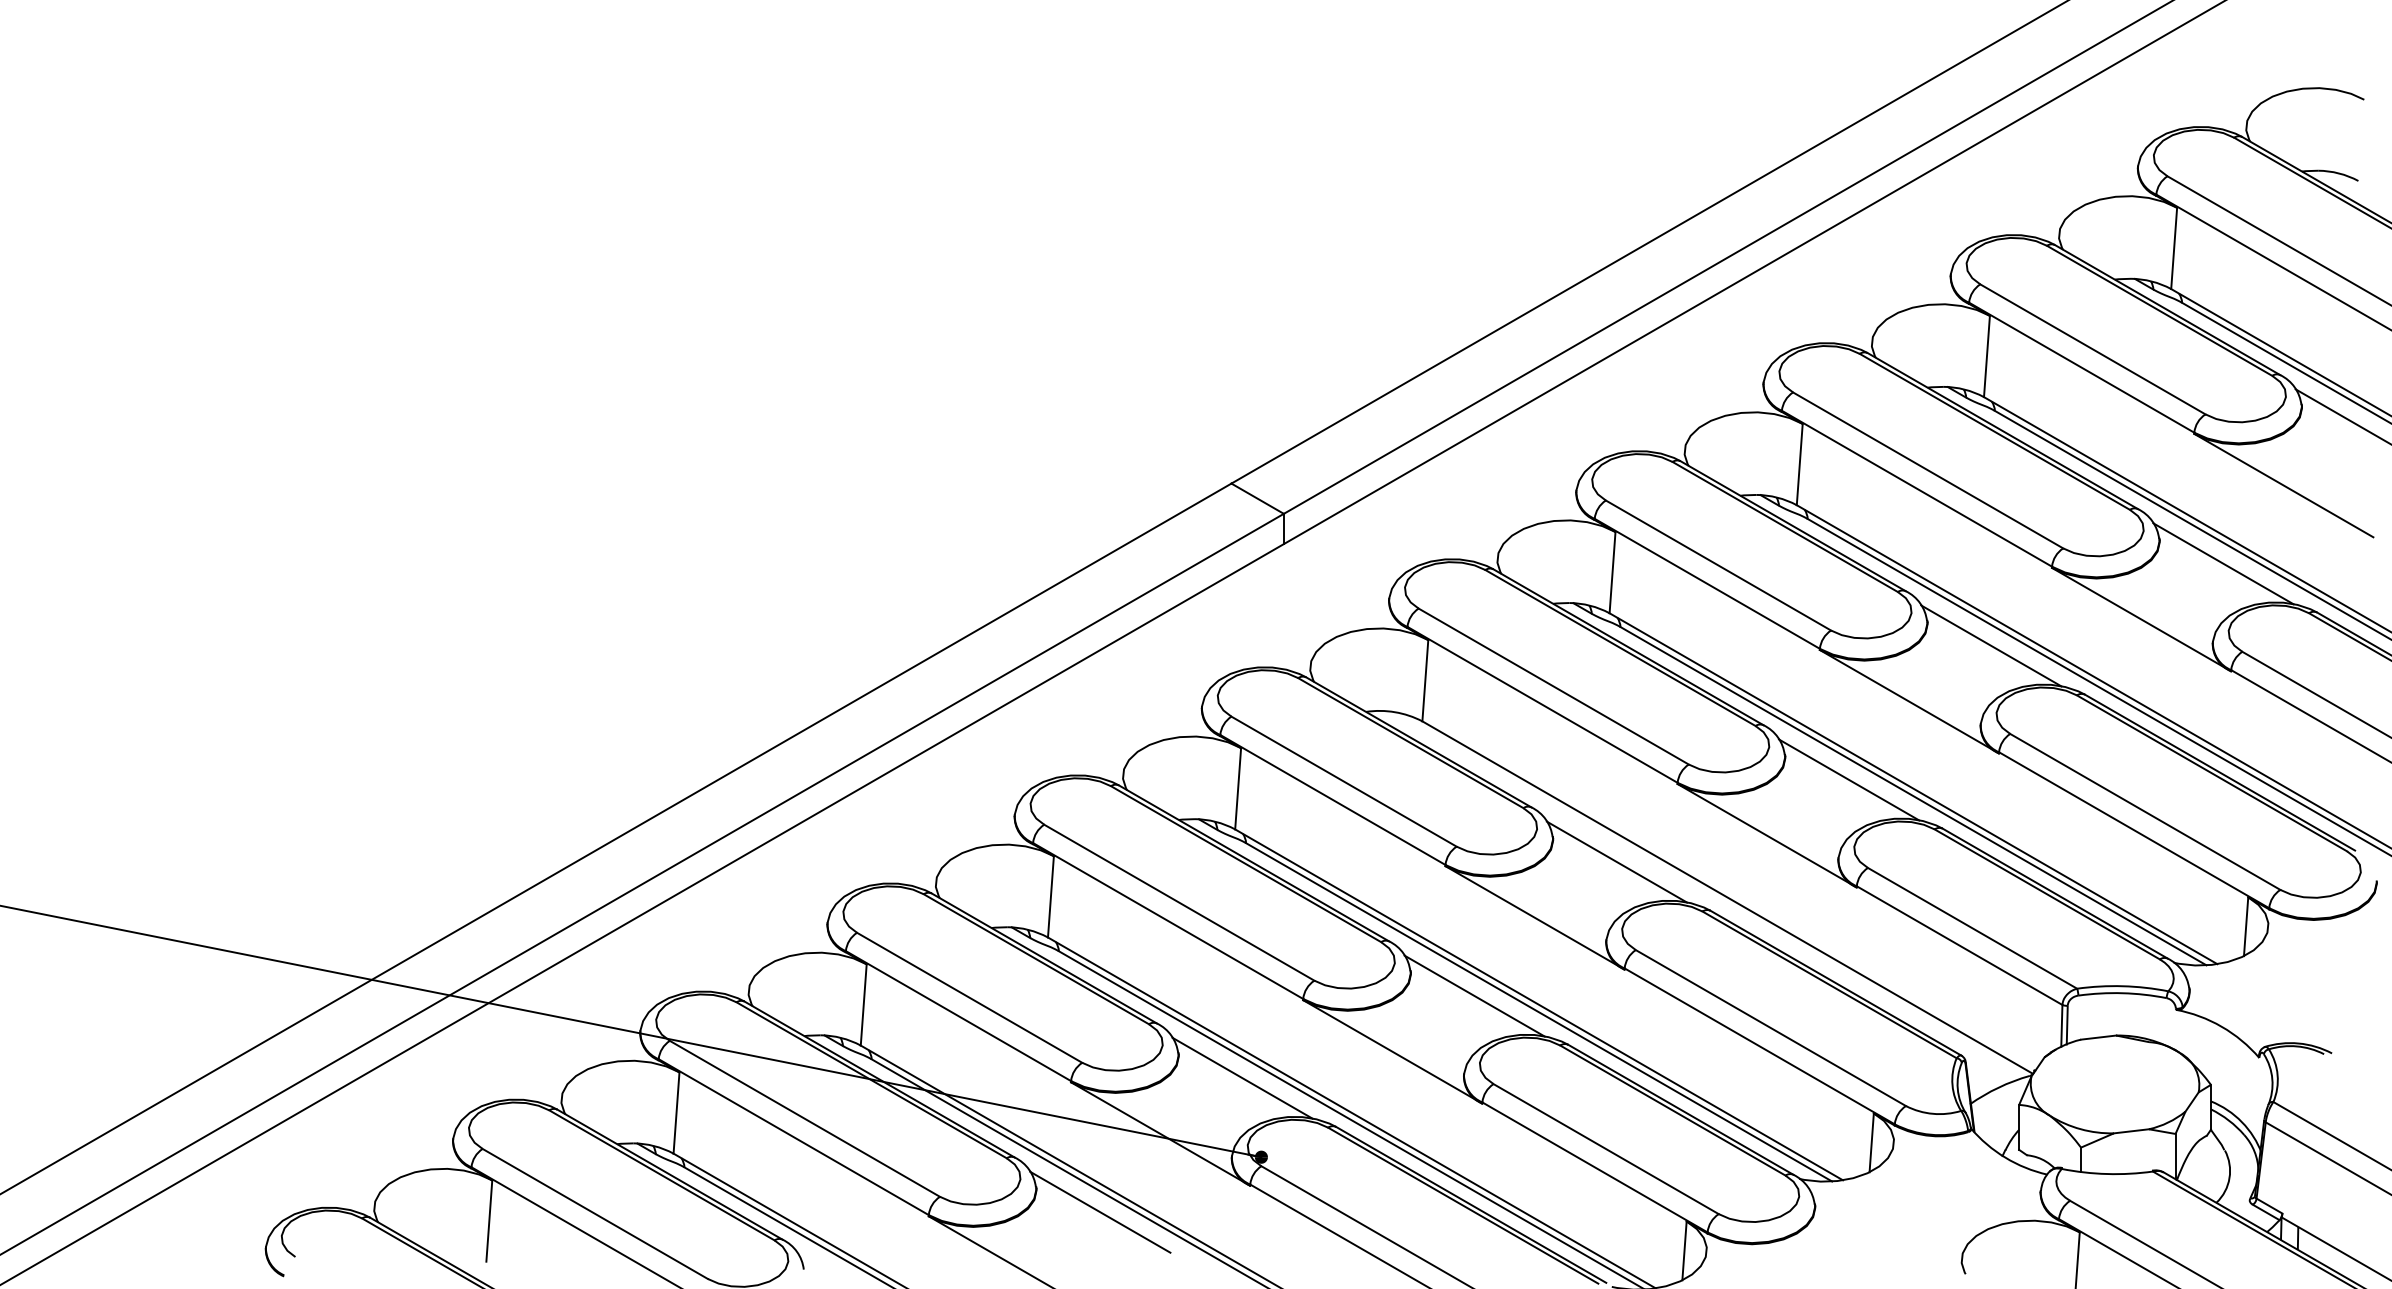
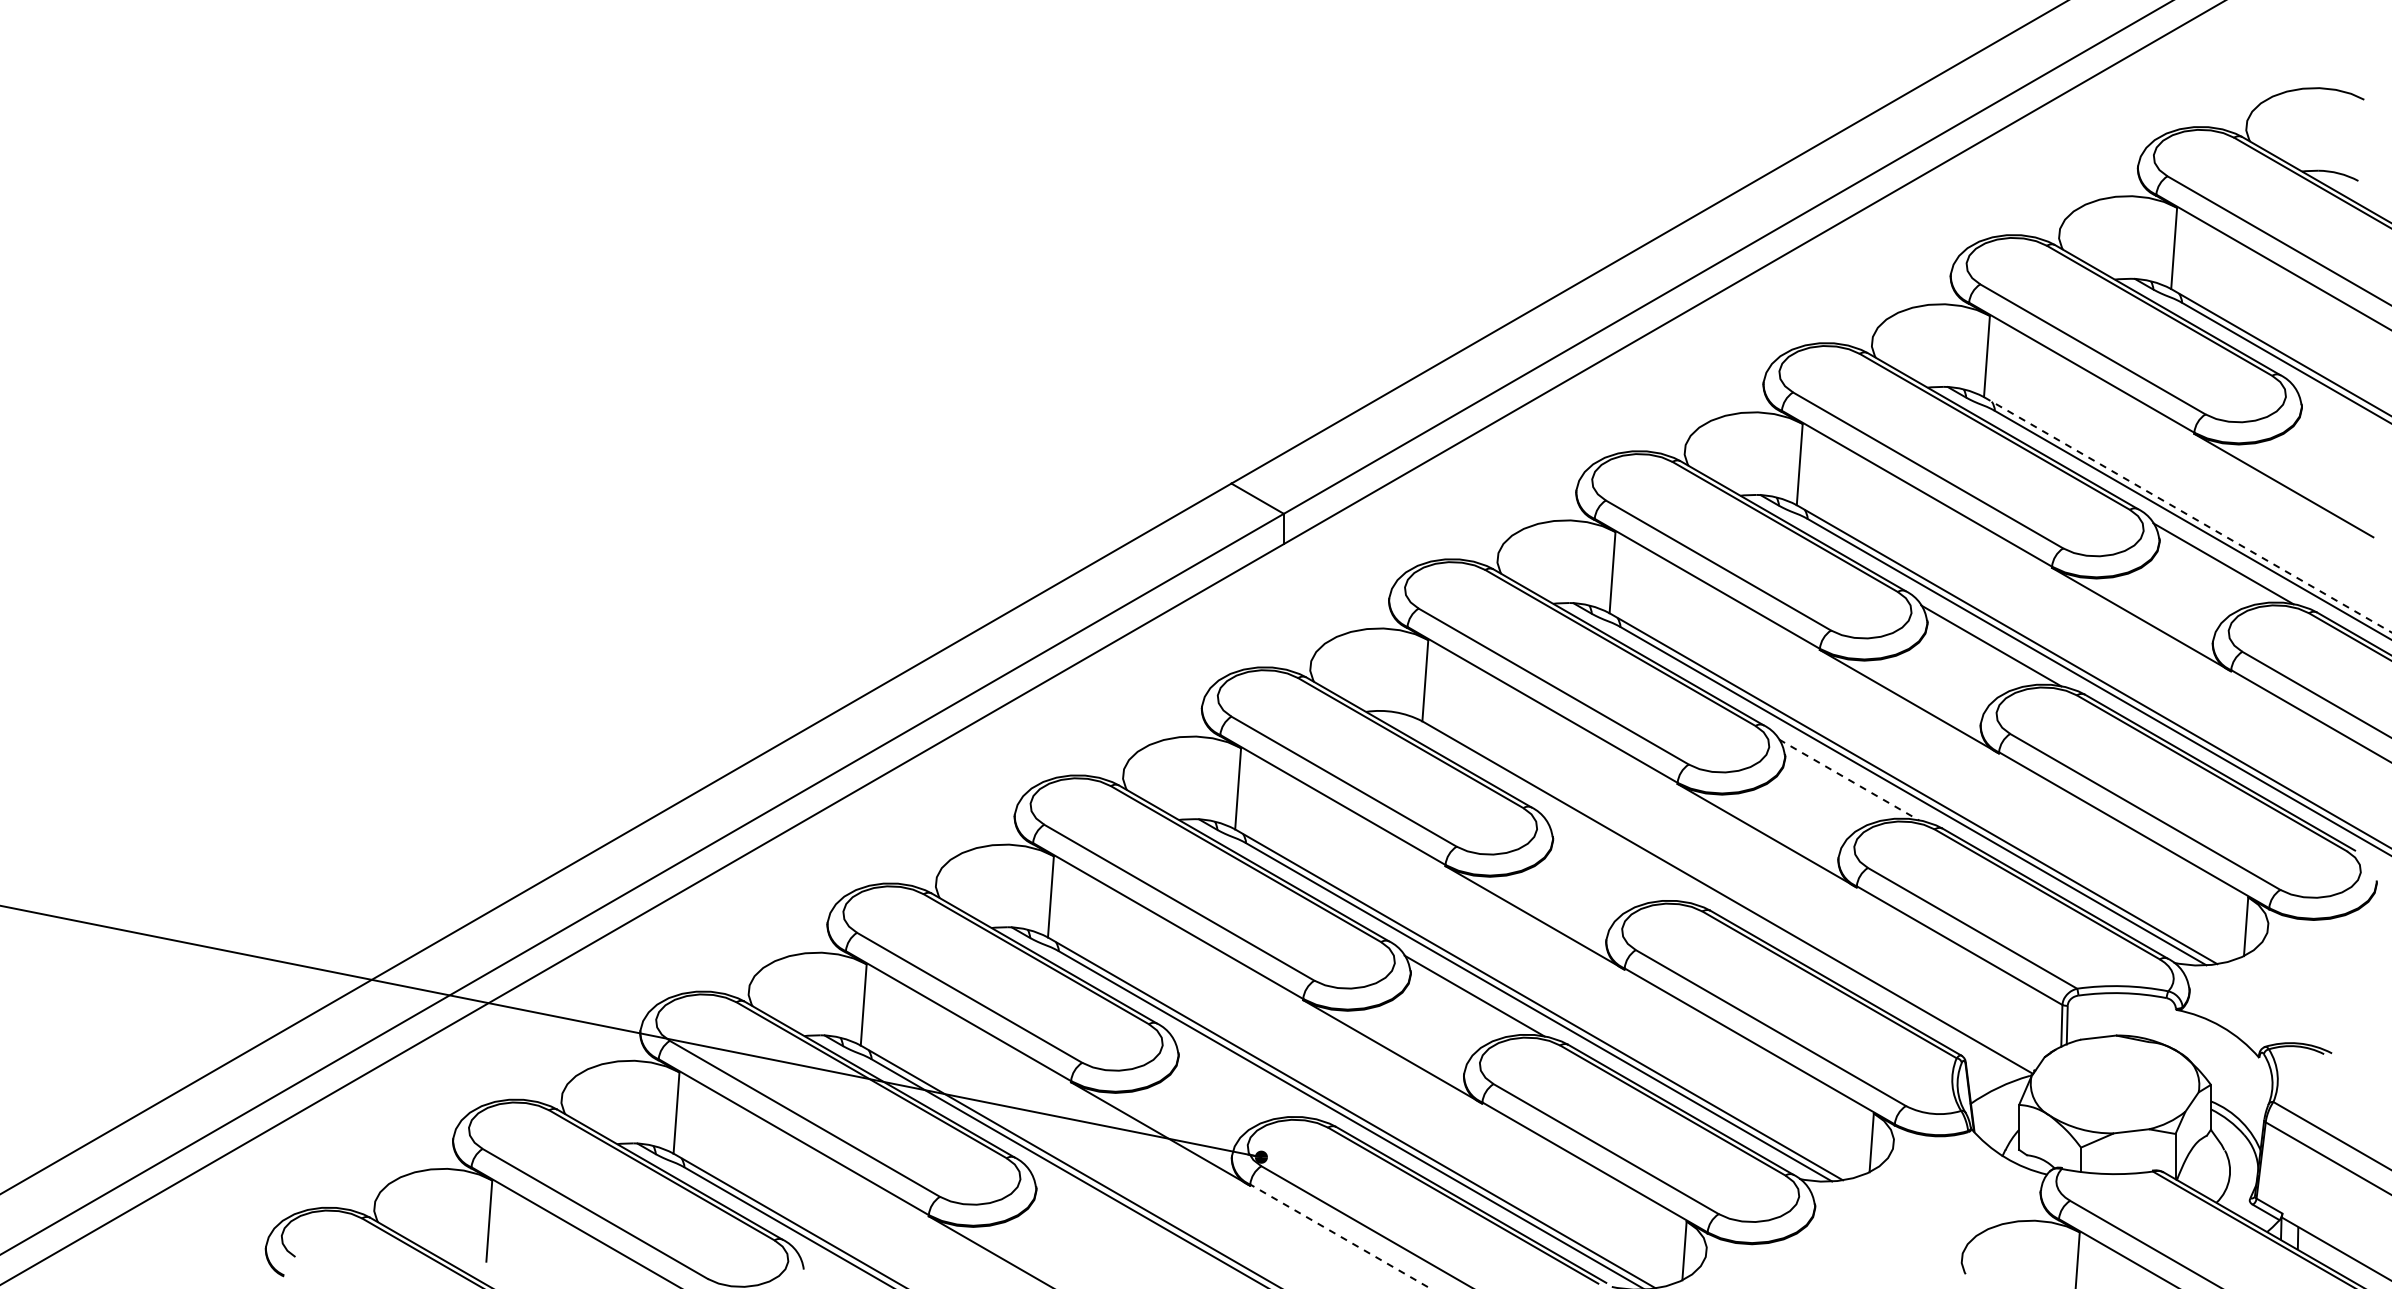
line: present -> none (2341, 416)
line: solid -> dashed (2187, 514)
line: solid -> dashed (1849, 779)
line: present -> none (1616, 861)
line: present -> none (1242, 1077)
line: present -> none (1100, 1211)
line: solid -> dashed (1340, 1236)
